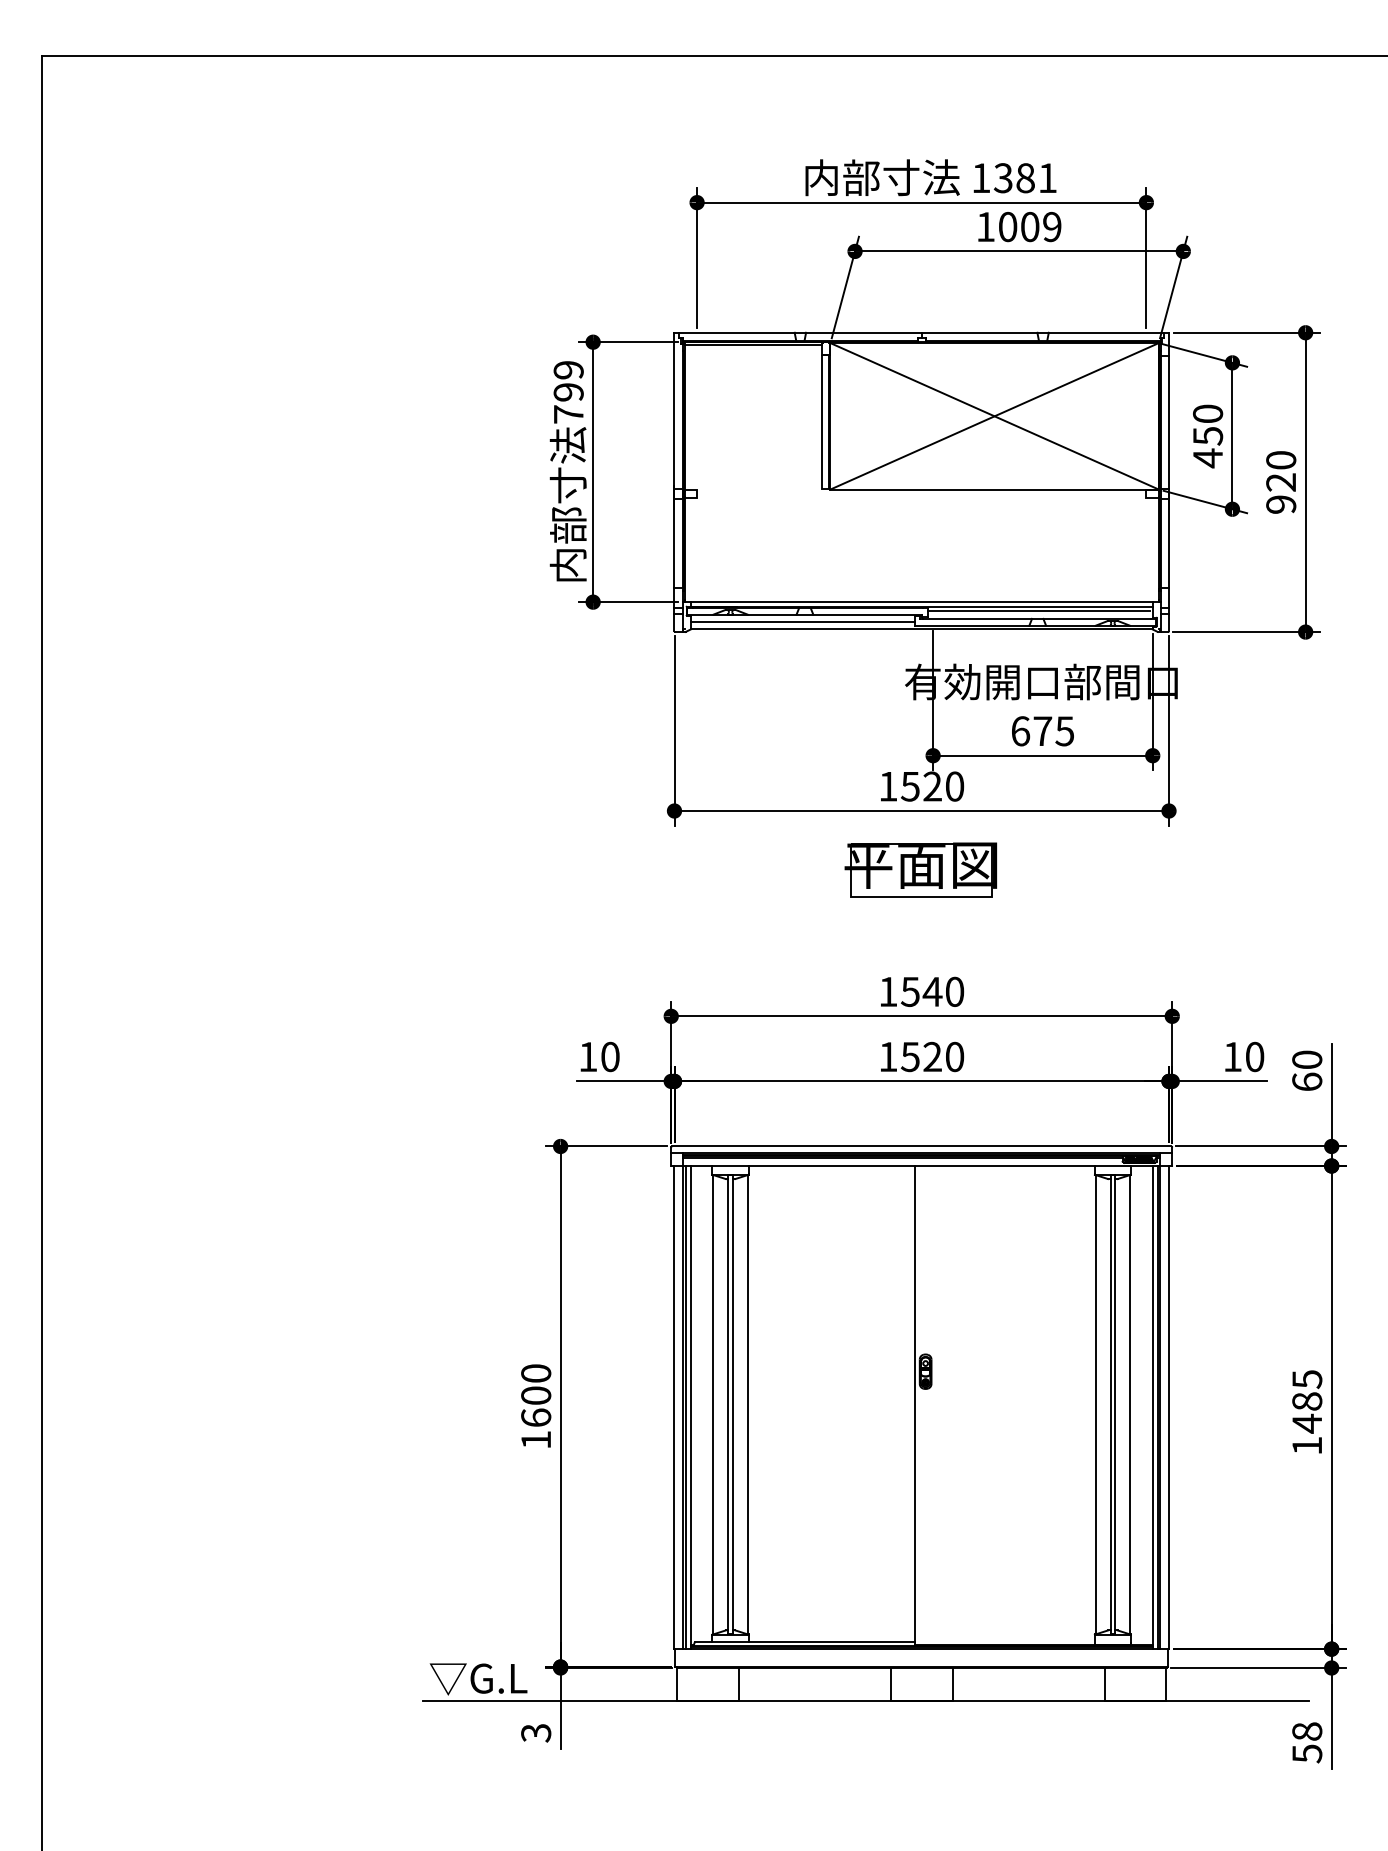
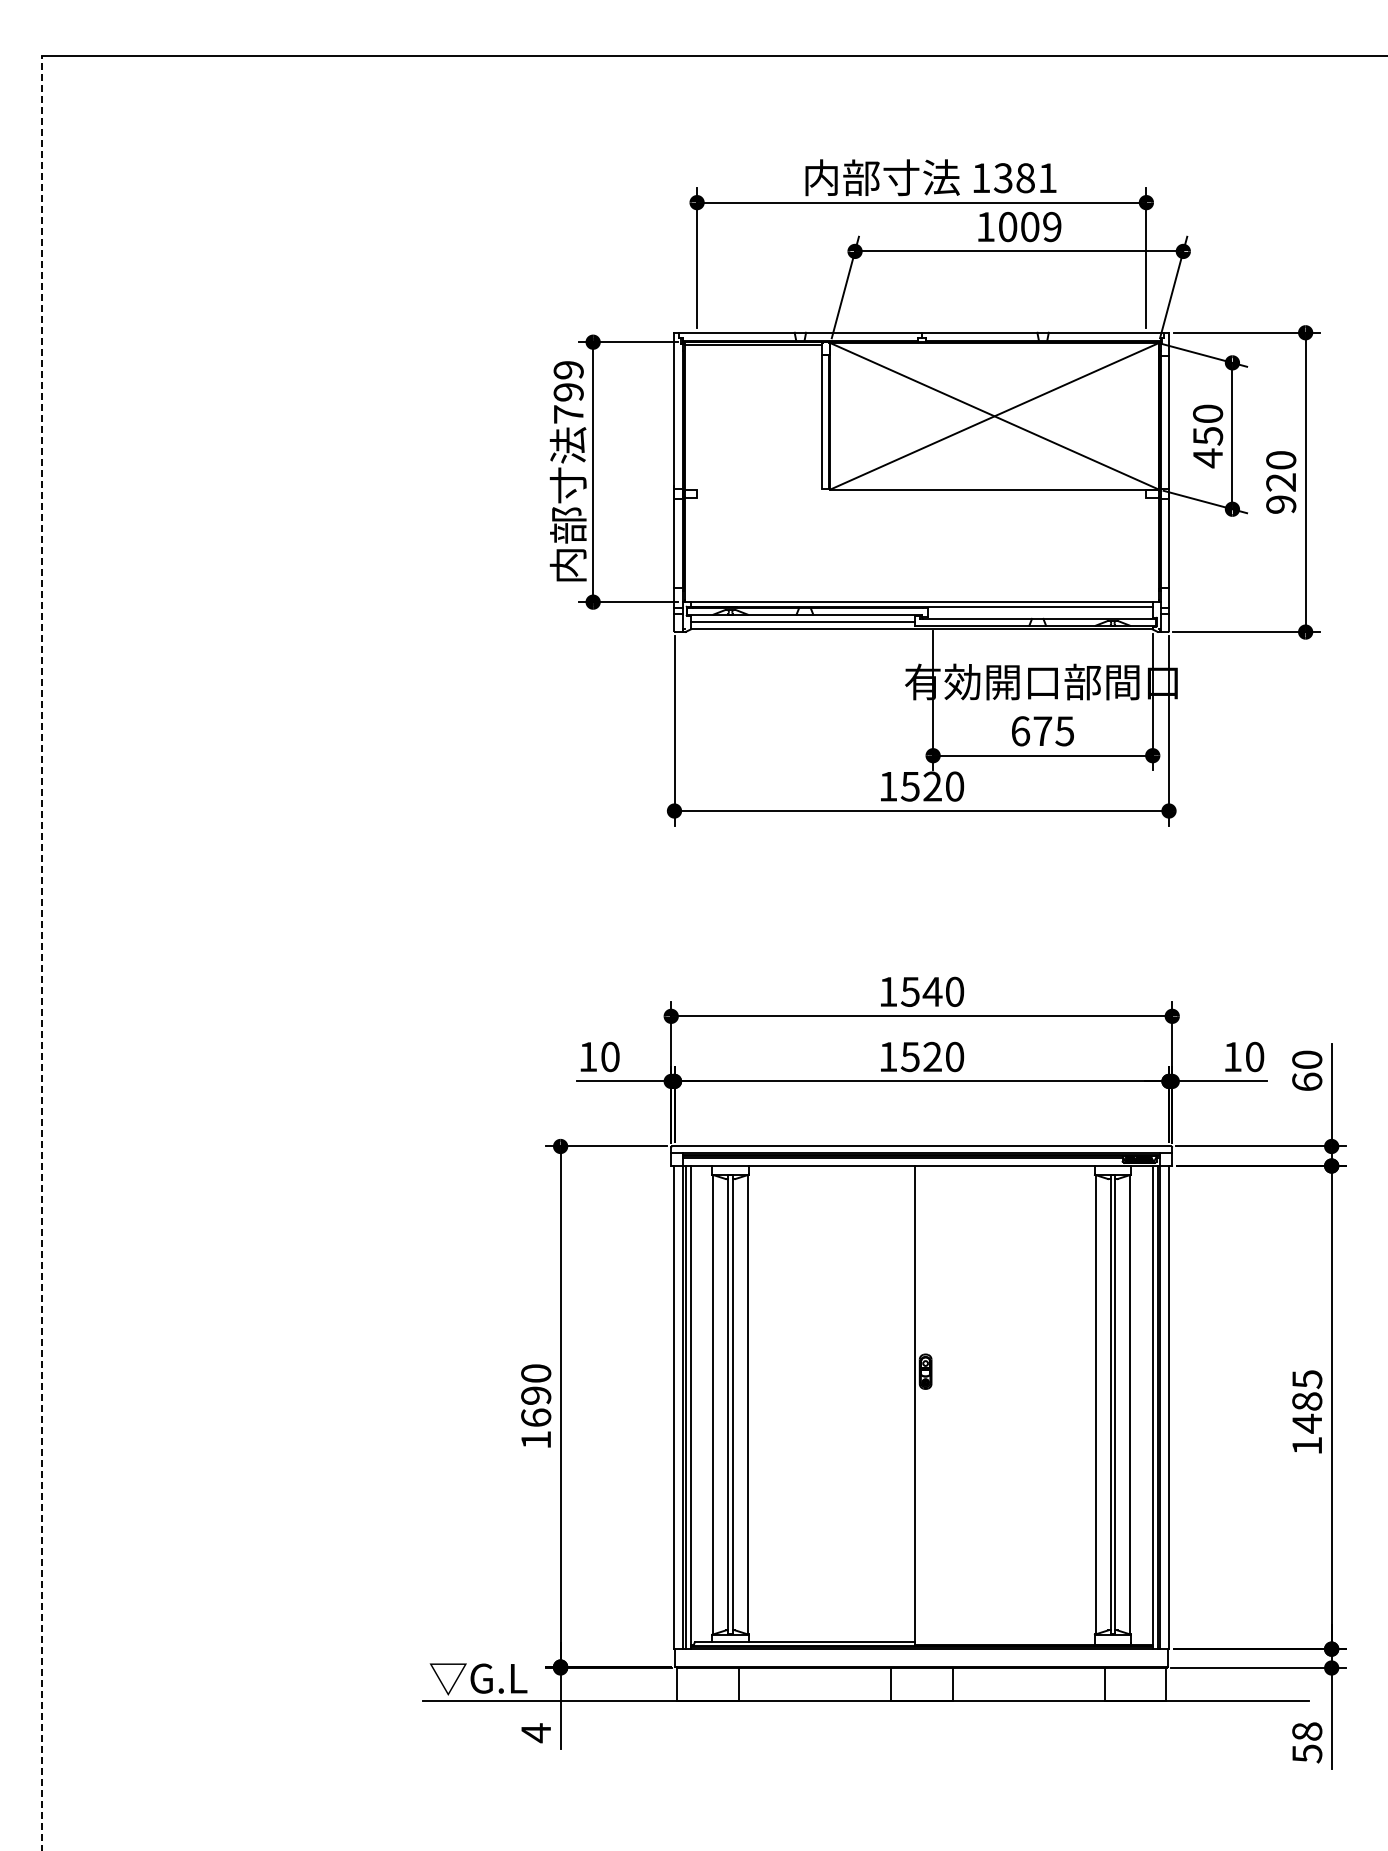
line: present -> none (1039, 610)
part: present -> none (920, 869)
line: solid -> dashed (41, 952)
text: 1600 -> 1690 (536, 1395)
text: 3 -> 4 (536, 1733)
